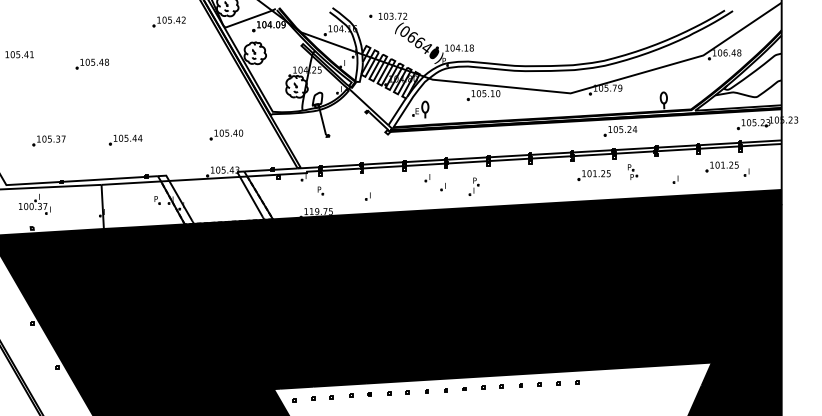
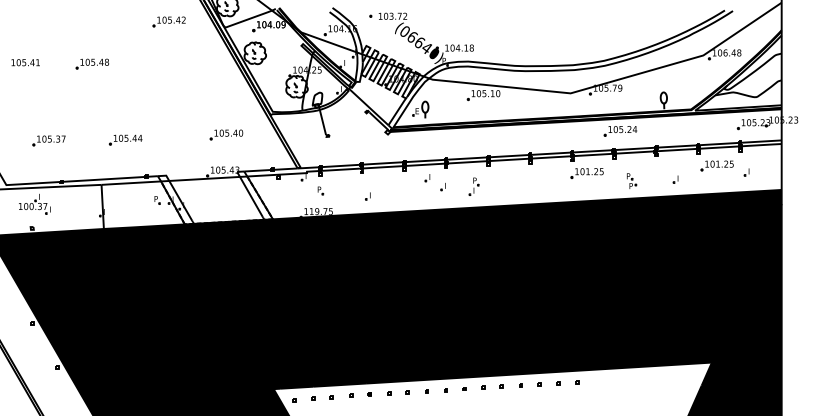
text position: (19, 54) -> (25, 62) (25, 62)
part position: (721, 166) -> (716, 165) (716, 165)
part position: (633, 171) -> (632, 180) (632, 180)
part position: (593, 175) -> (586, 173) (586, 173)
